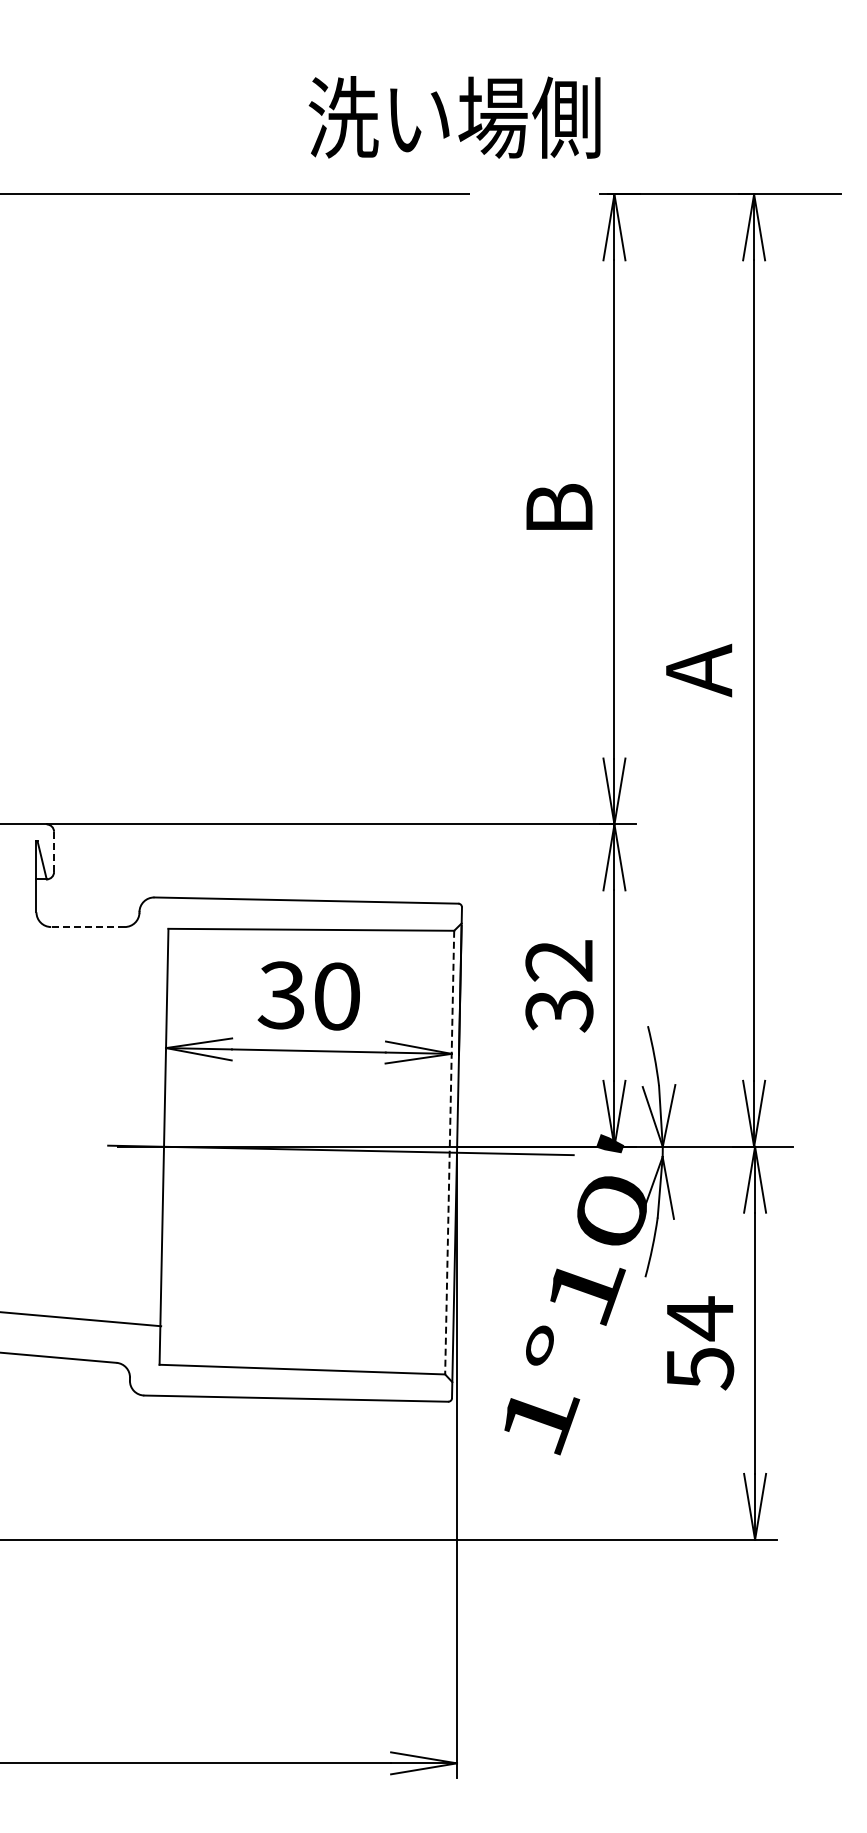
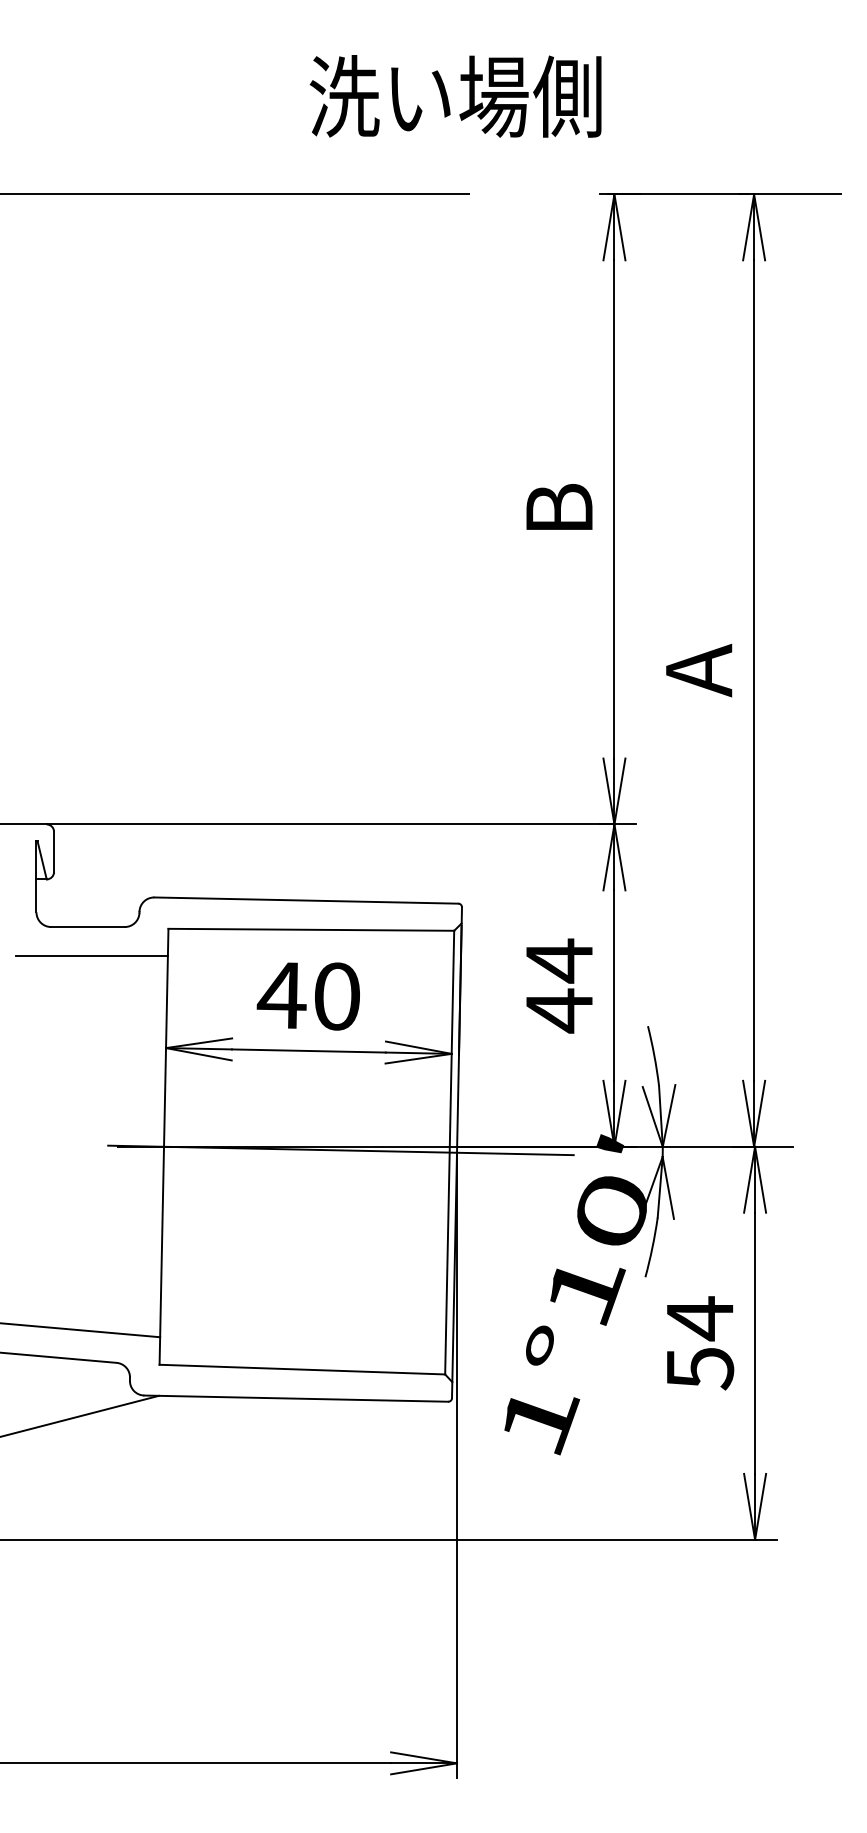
text position: (454, 117) -> (455, 96) (455, 96)
line: dashed -> solid (54, 851)
line: dashed -> solid (87, 927)
line: none -> present (91, 956)
text: 32 -> 44 (559, 985)
text: 30 -> 40 (281, 995)
line: dashed -> solid (449, 1152)
line position: (81, 1319) -> (81, 1330) (81, 1330)
line: none -> present (80, 1415)
